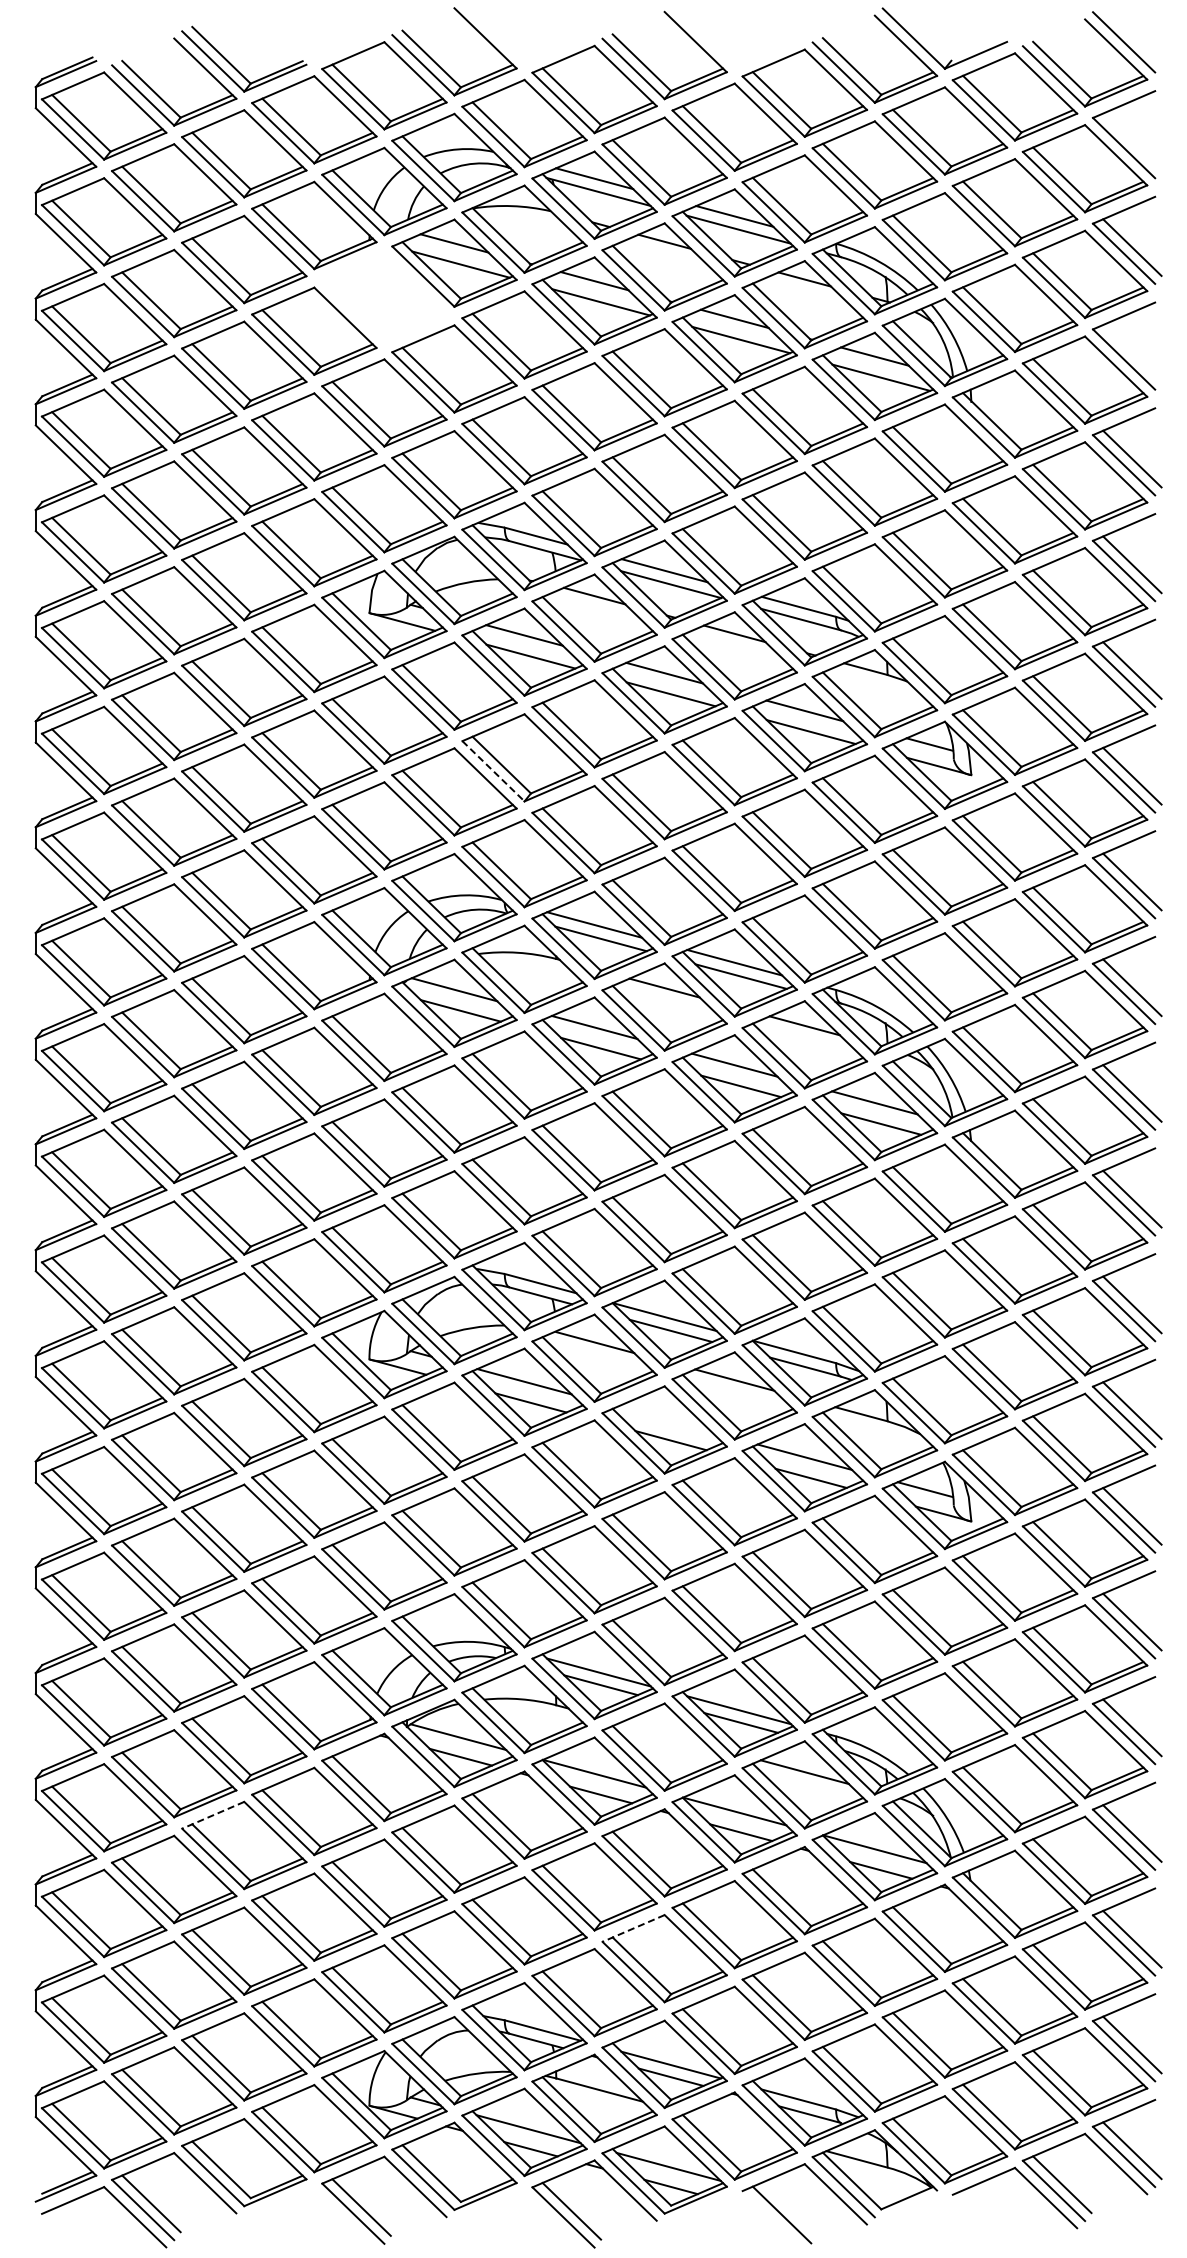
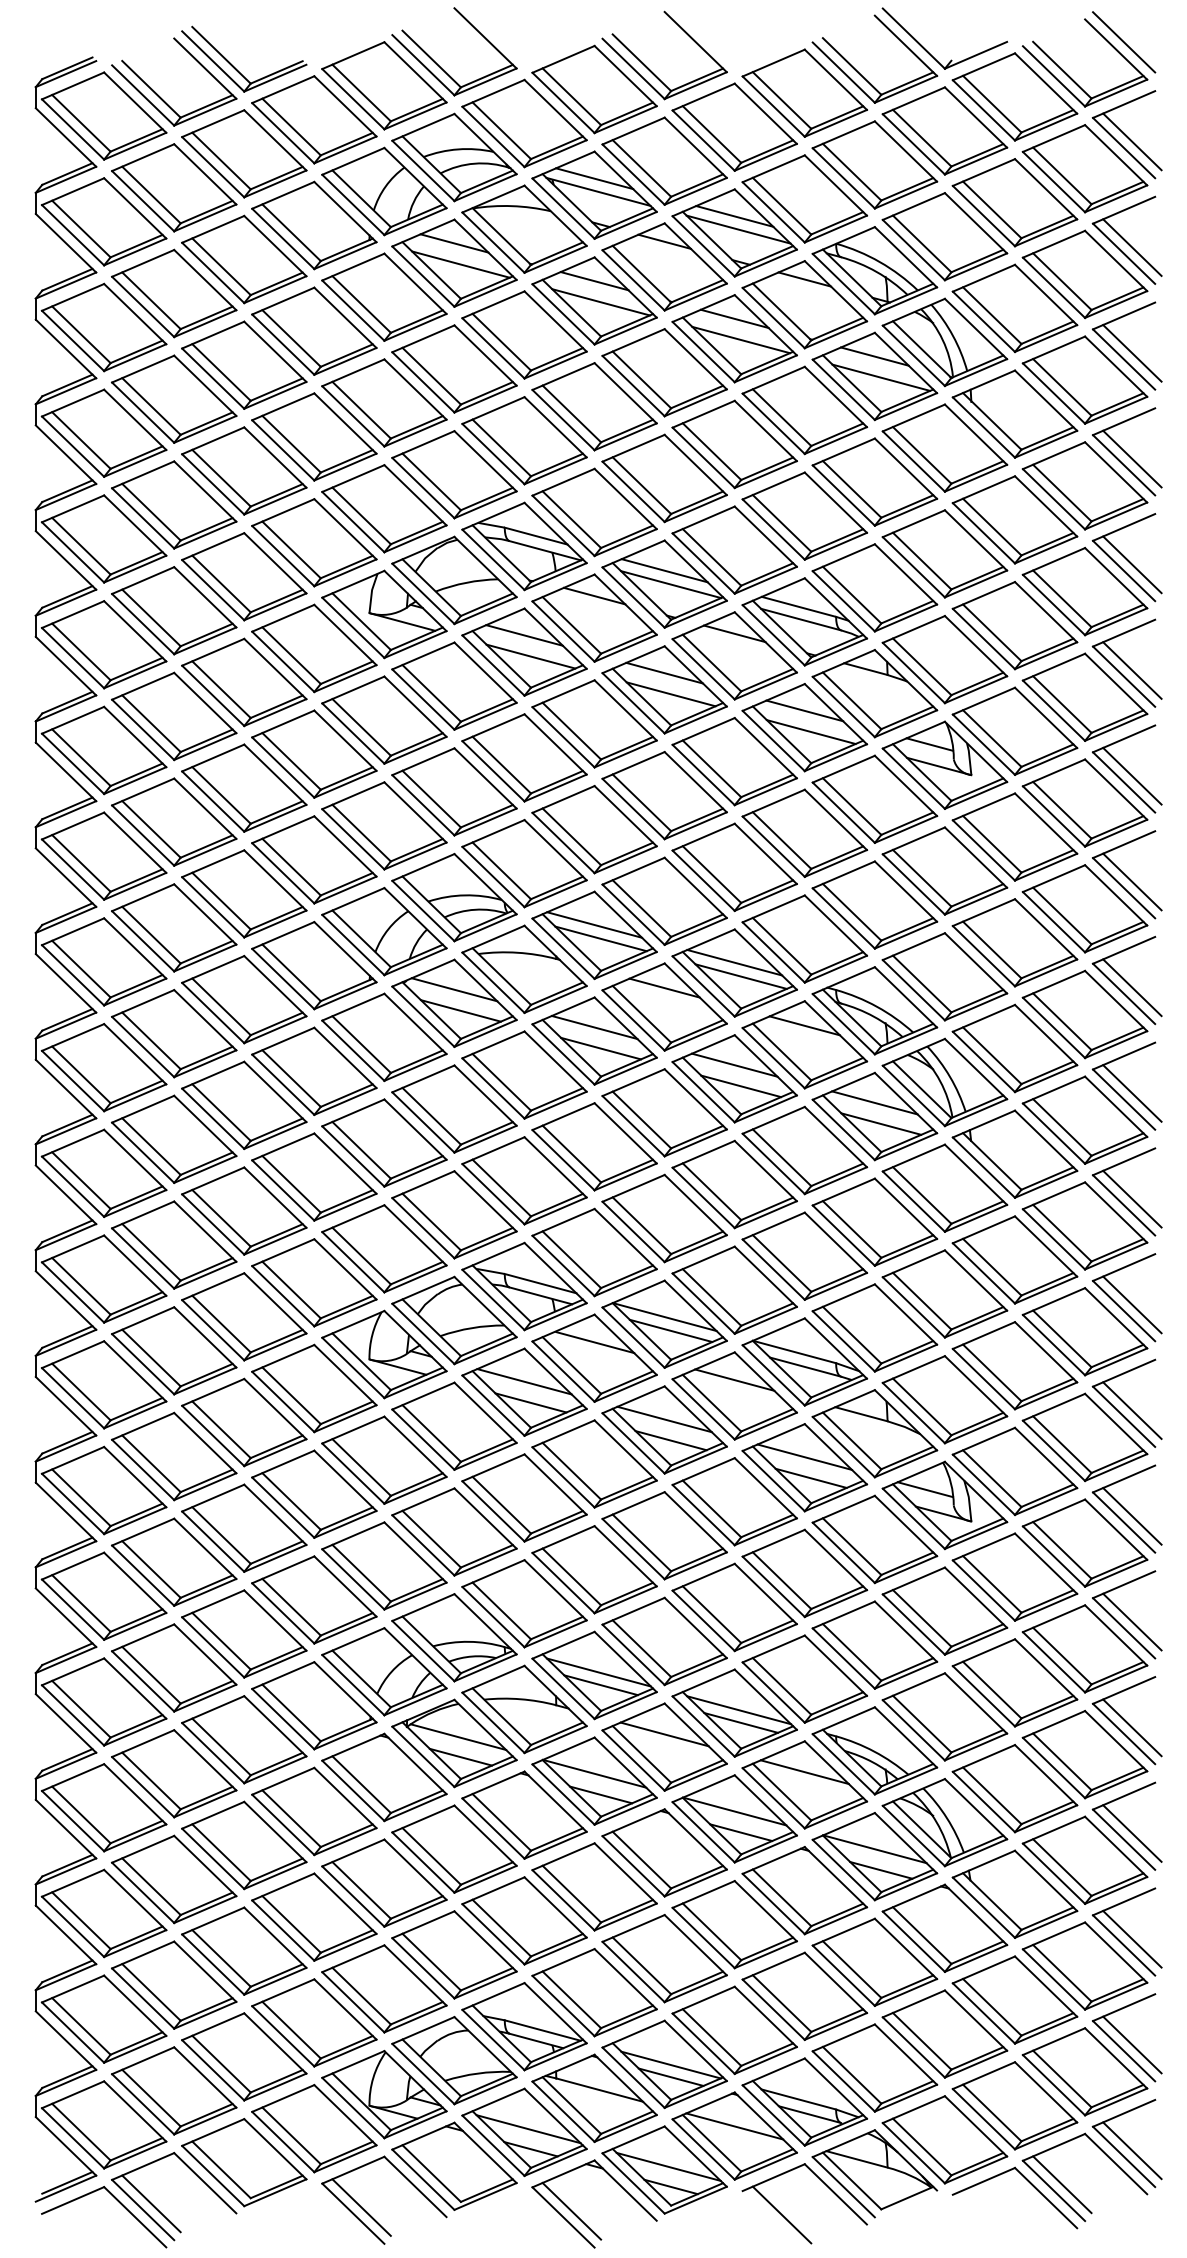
line: none -> present (1132, 141)
part: none -> present (384, 296)
line: none -> present (1132, 353)
line: dashed -> solid (493, 771)
line: none -> present (664, 1419)
line: none -> present (664, 1734)
line: dashed -> solid (213, 1815)
line: dashed -> solid (633, 1928)
line: none -> present (734, 2126)
